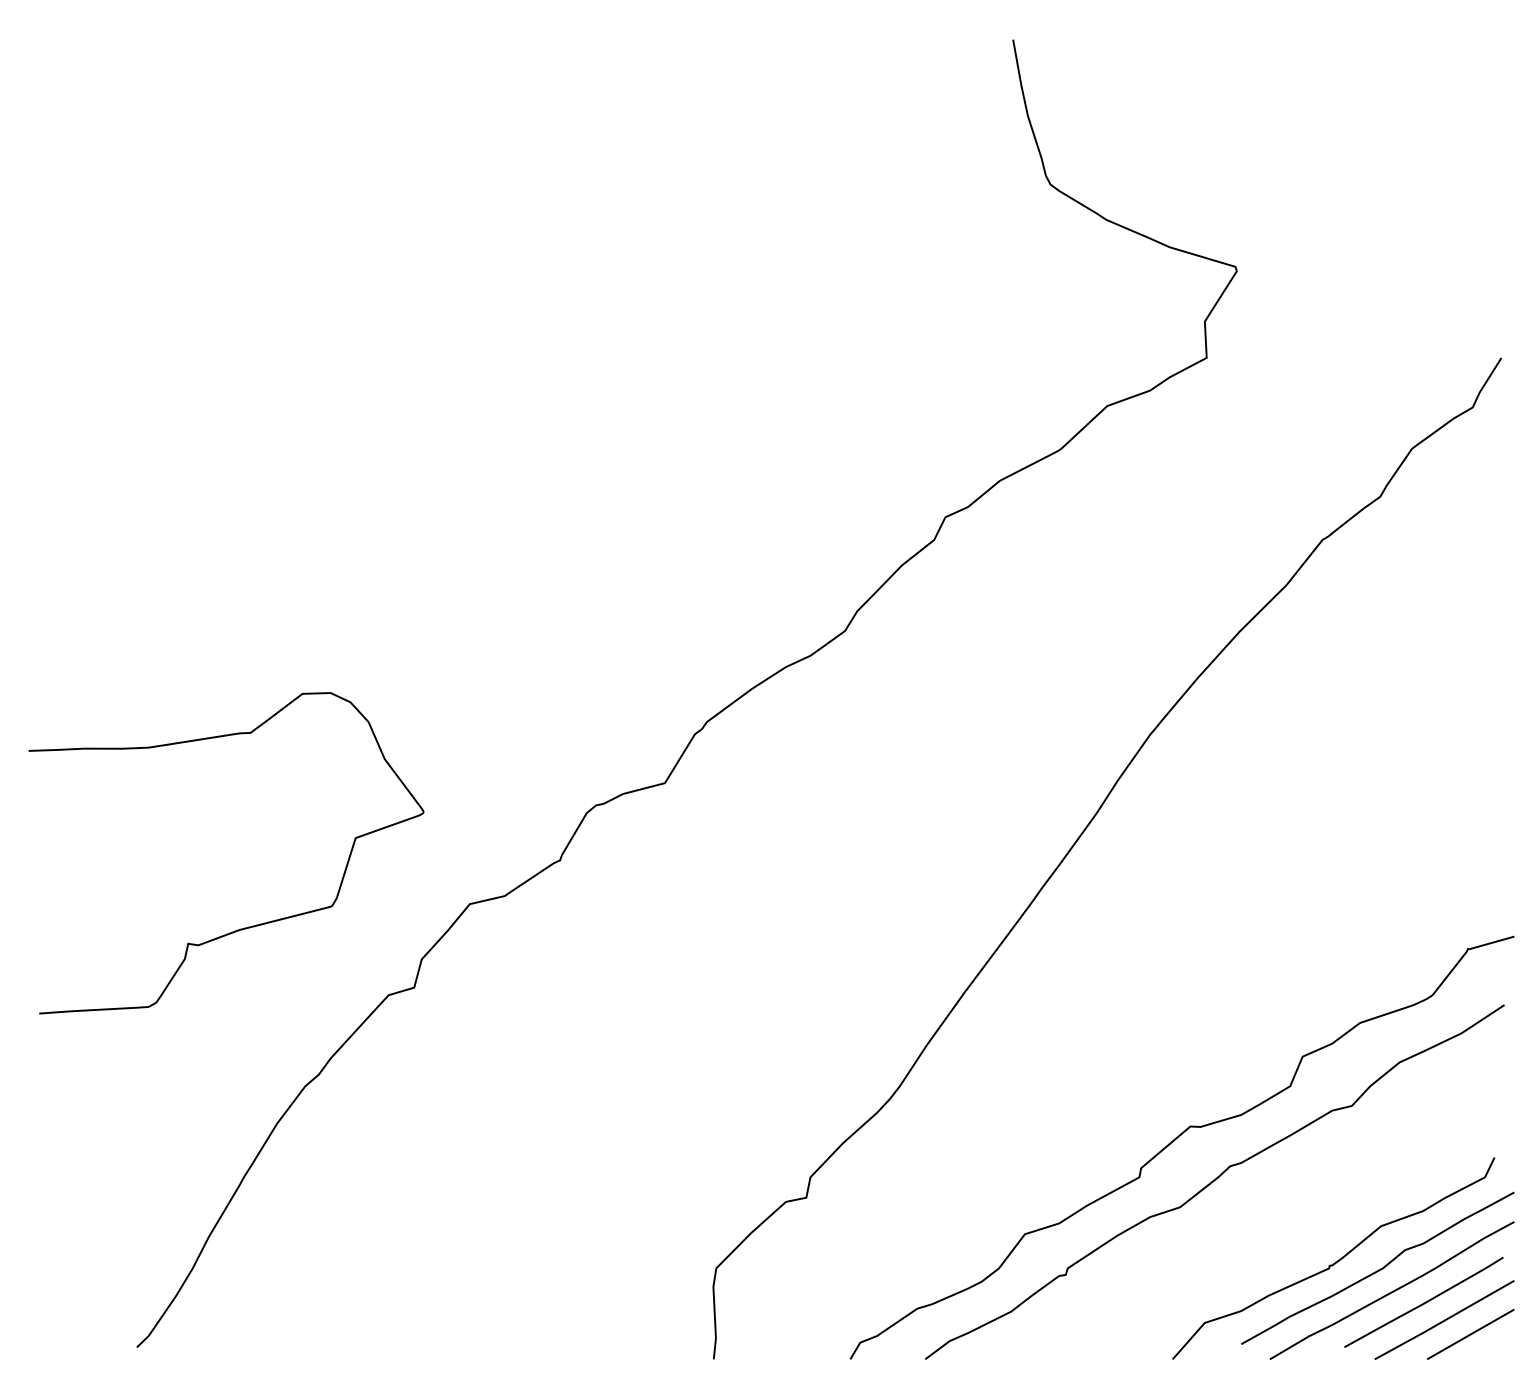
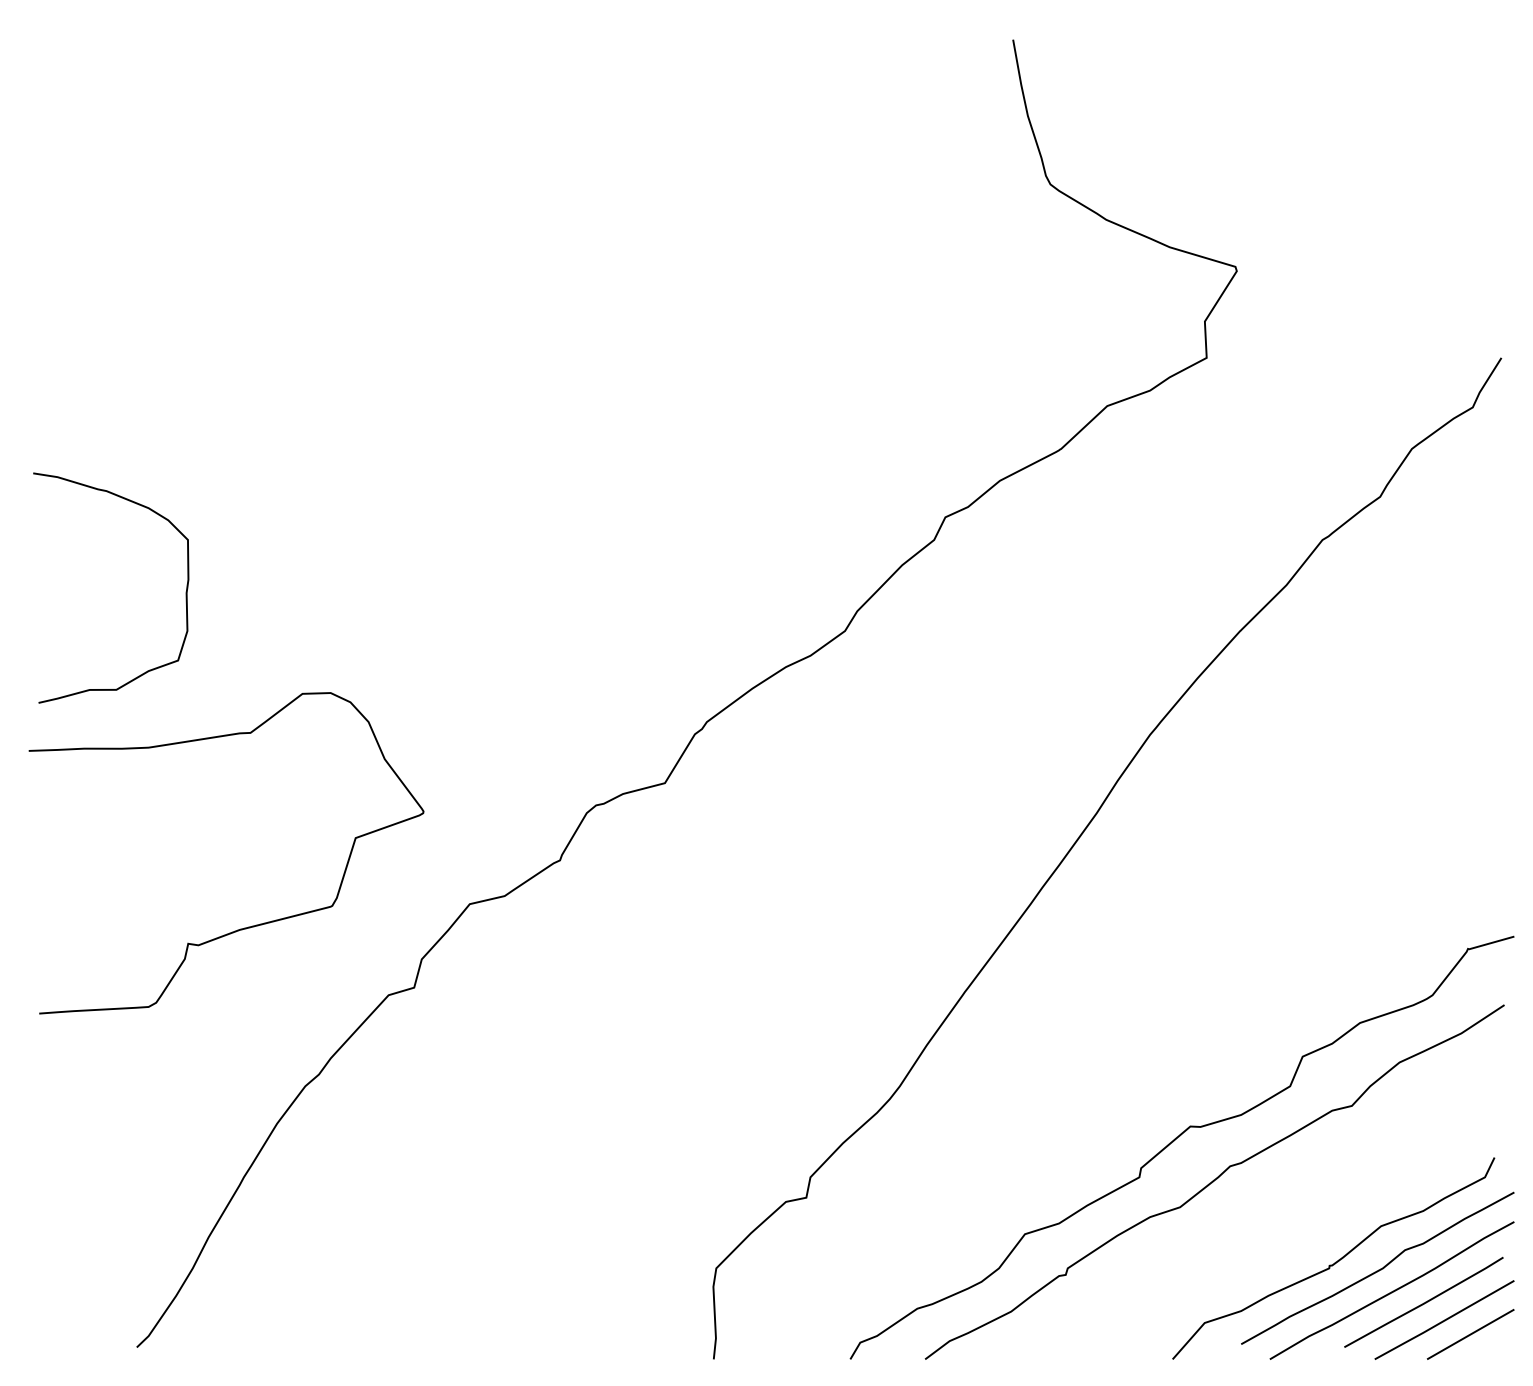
curve: none -> present (185, 591)
